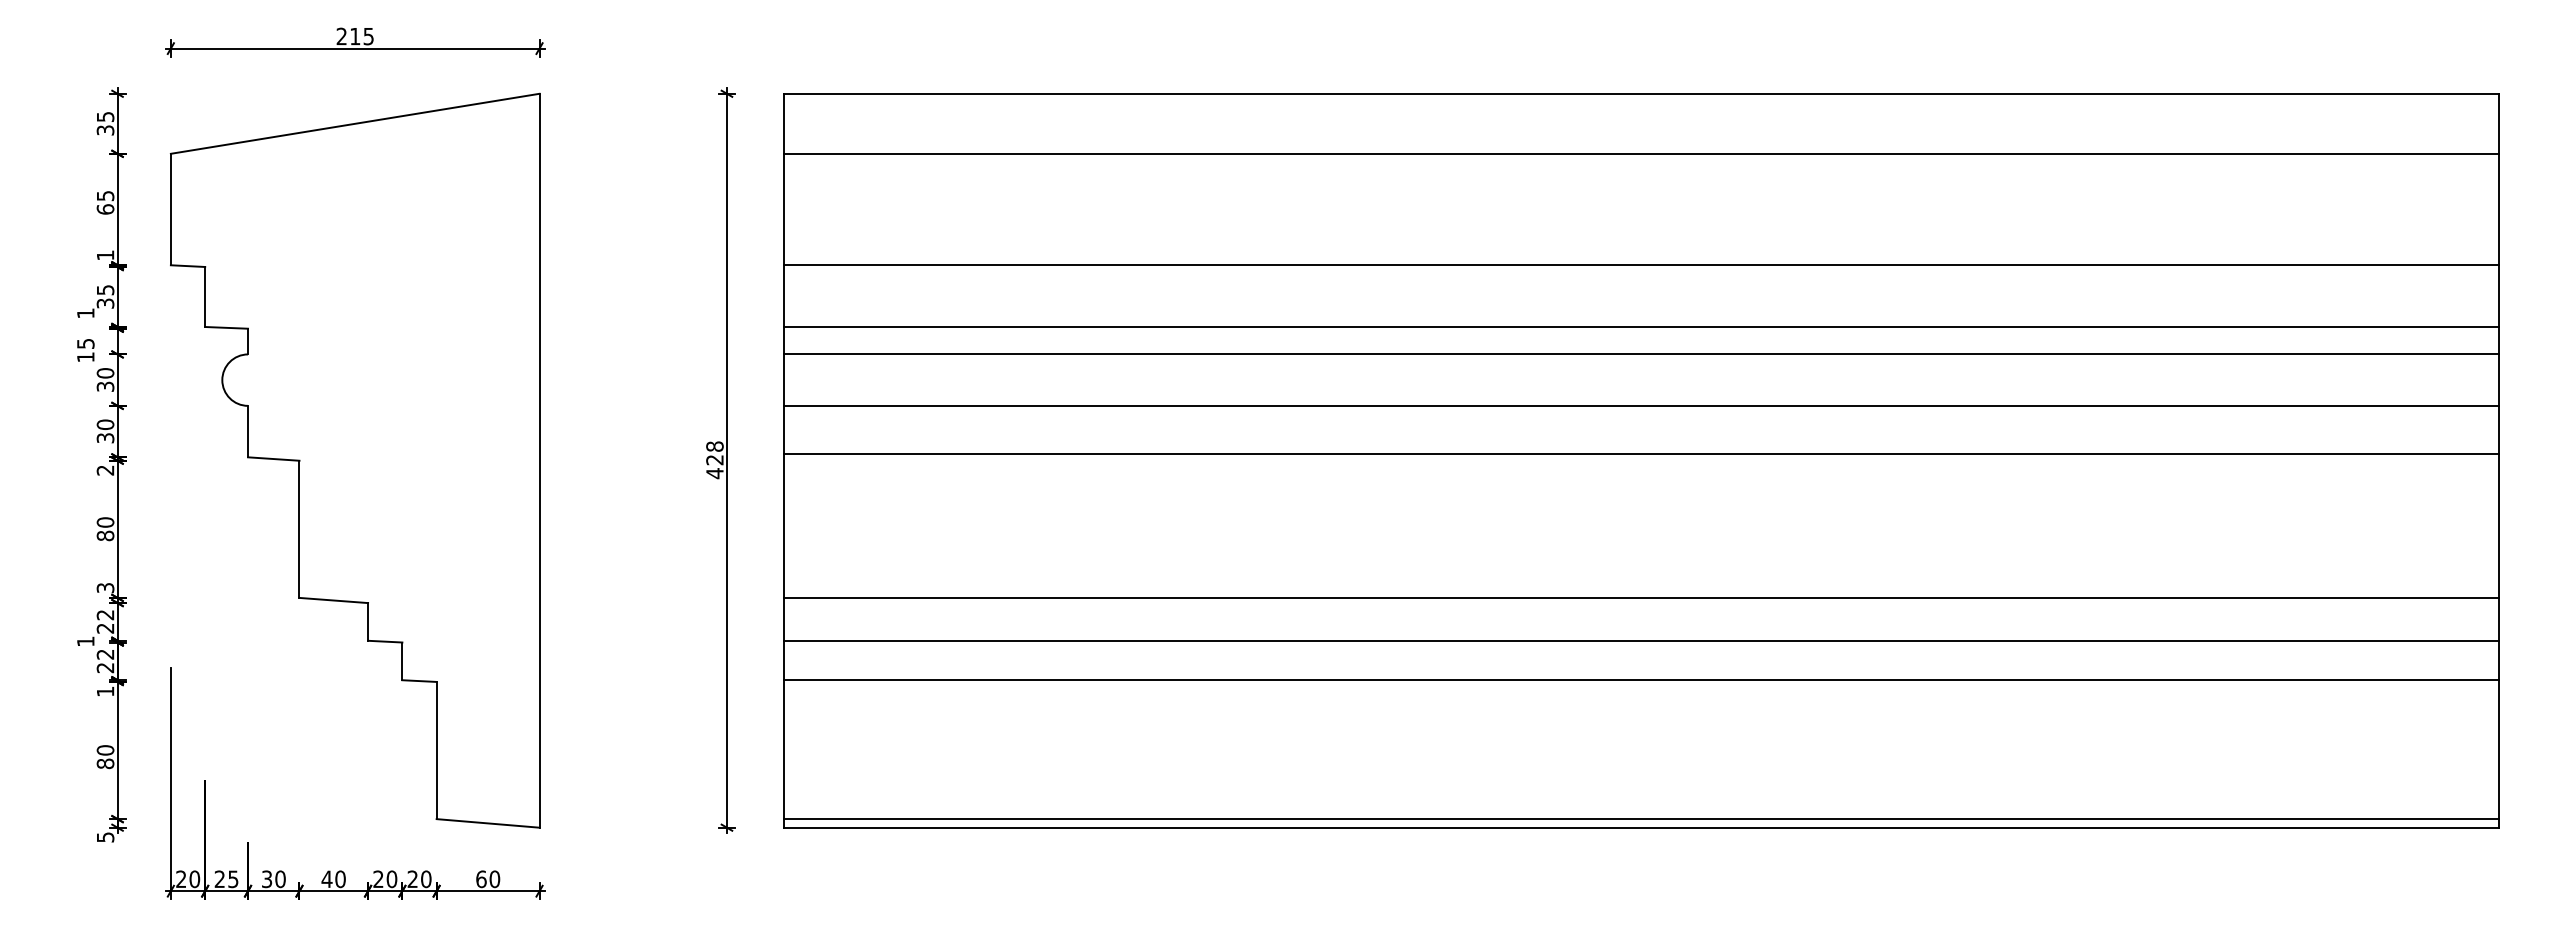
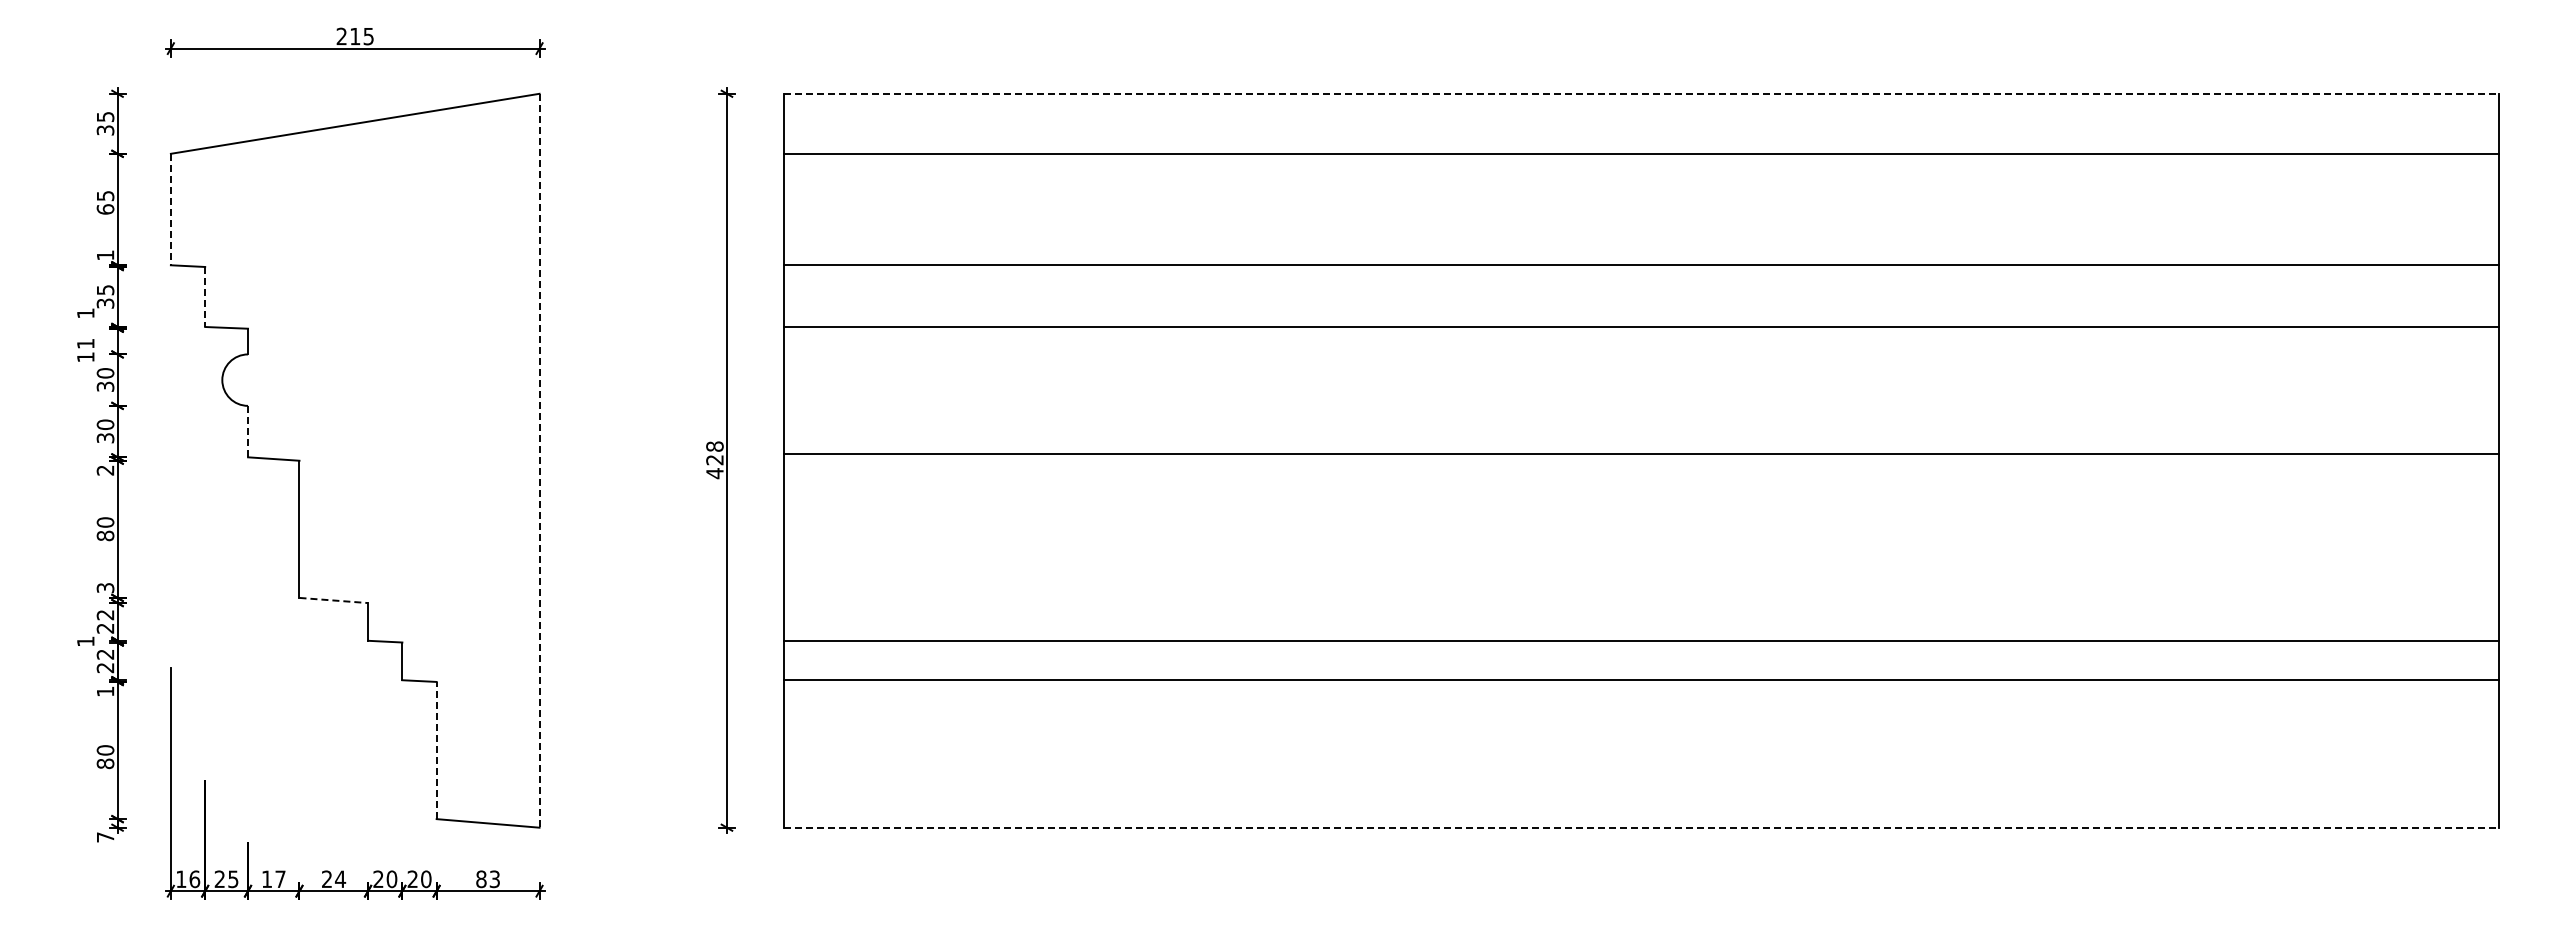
line: solid -> dashed (1641, 93)
line: solid -> dashed (170, 209)
line: solid -> dashed (205, 297)
text: 15 -> 11 (85, 343)
line: present -> none (1641, 354)
line: present -> none (1641, 405)
line: solid -> dashed (248, 431)
line: solid -> dashed (539, 460)
line: present -> none (1641, 597)
line: solid -> dashed (334, 600)
line: solid -> dashed (436, 750)
line: present -> none (1641, 819)
line: solid -> dashed (1641, 827)
text: 5 -> 7 (105, 837)
text: 20 -> 16 (188, 878)
text: 30 -> 17 (273, 879)
text: 40 -> 24 (333, 879)
text: 60 -> 83 (488, 879)
